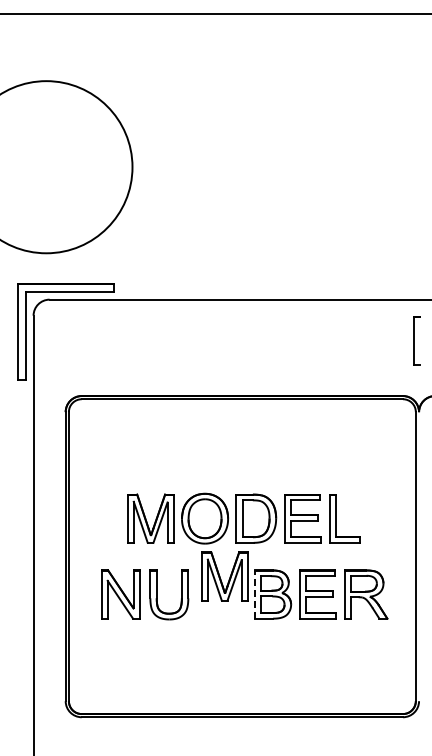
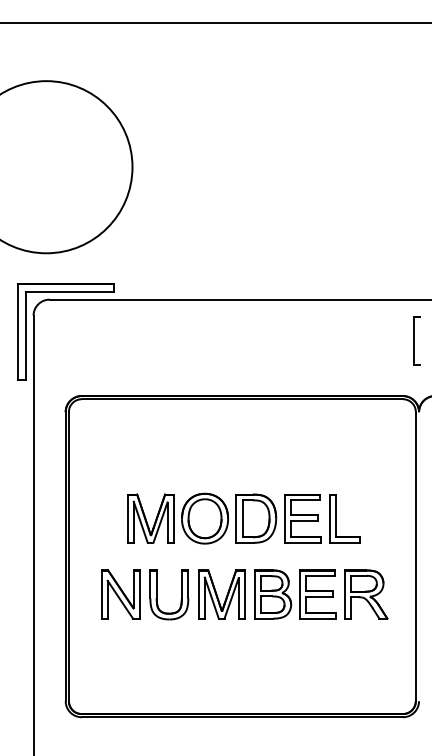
line position: (215, 13) -> (215, 22) (215, 22)
part position: (224, 576) -> (221, 594) (221, 594)
line: dashed -> solid (254, 594)
